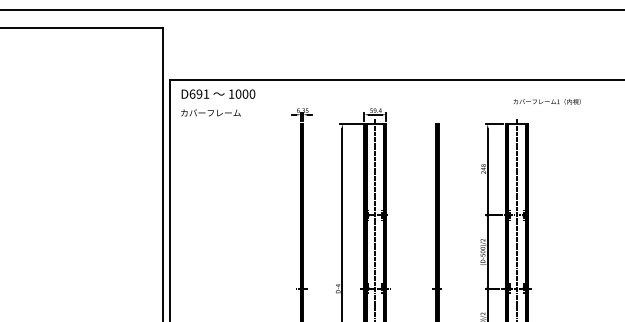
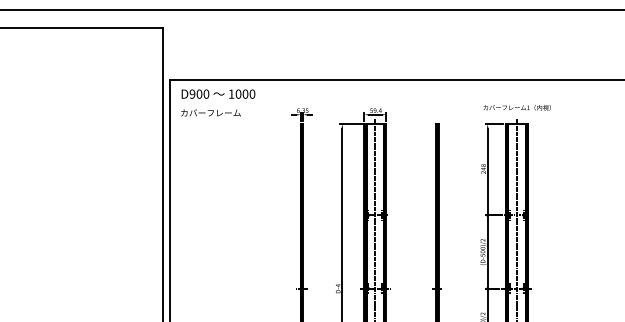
text: D691 -> D900 (199, 93)
text position: (546, 101) -> (516, 107) (516, 107)
